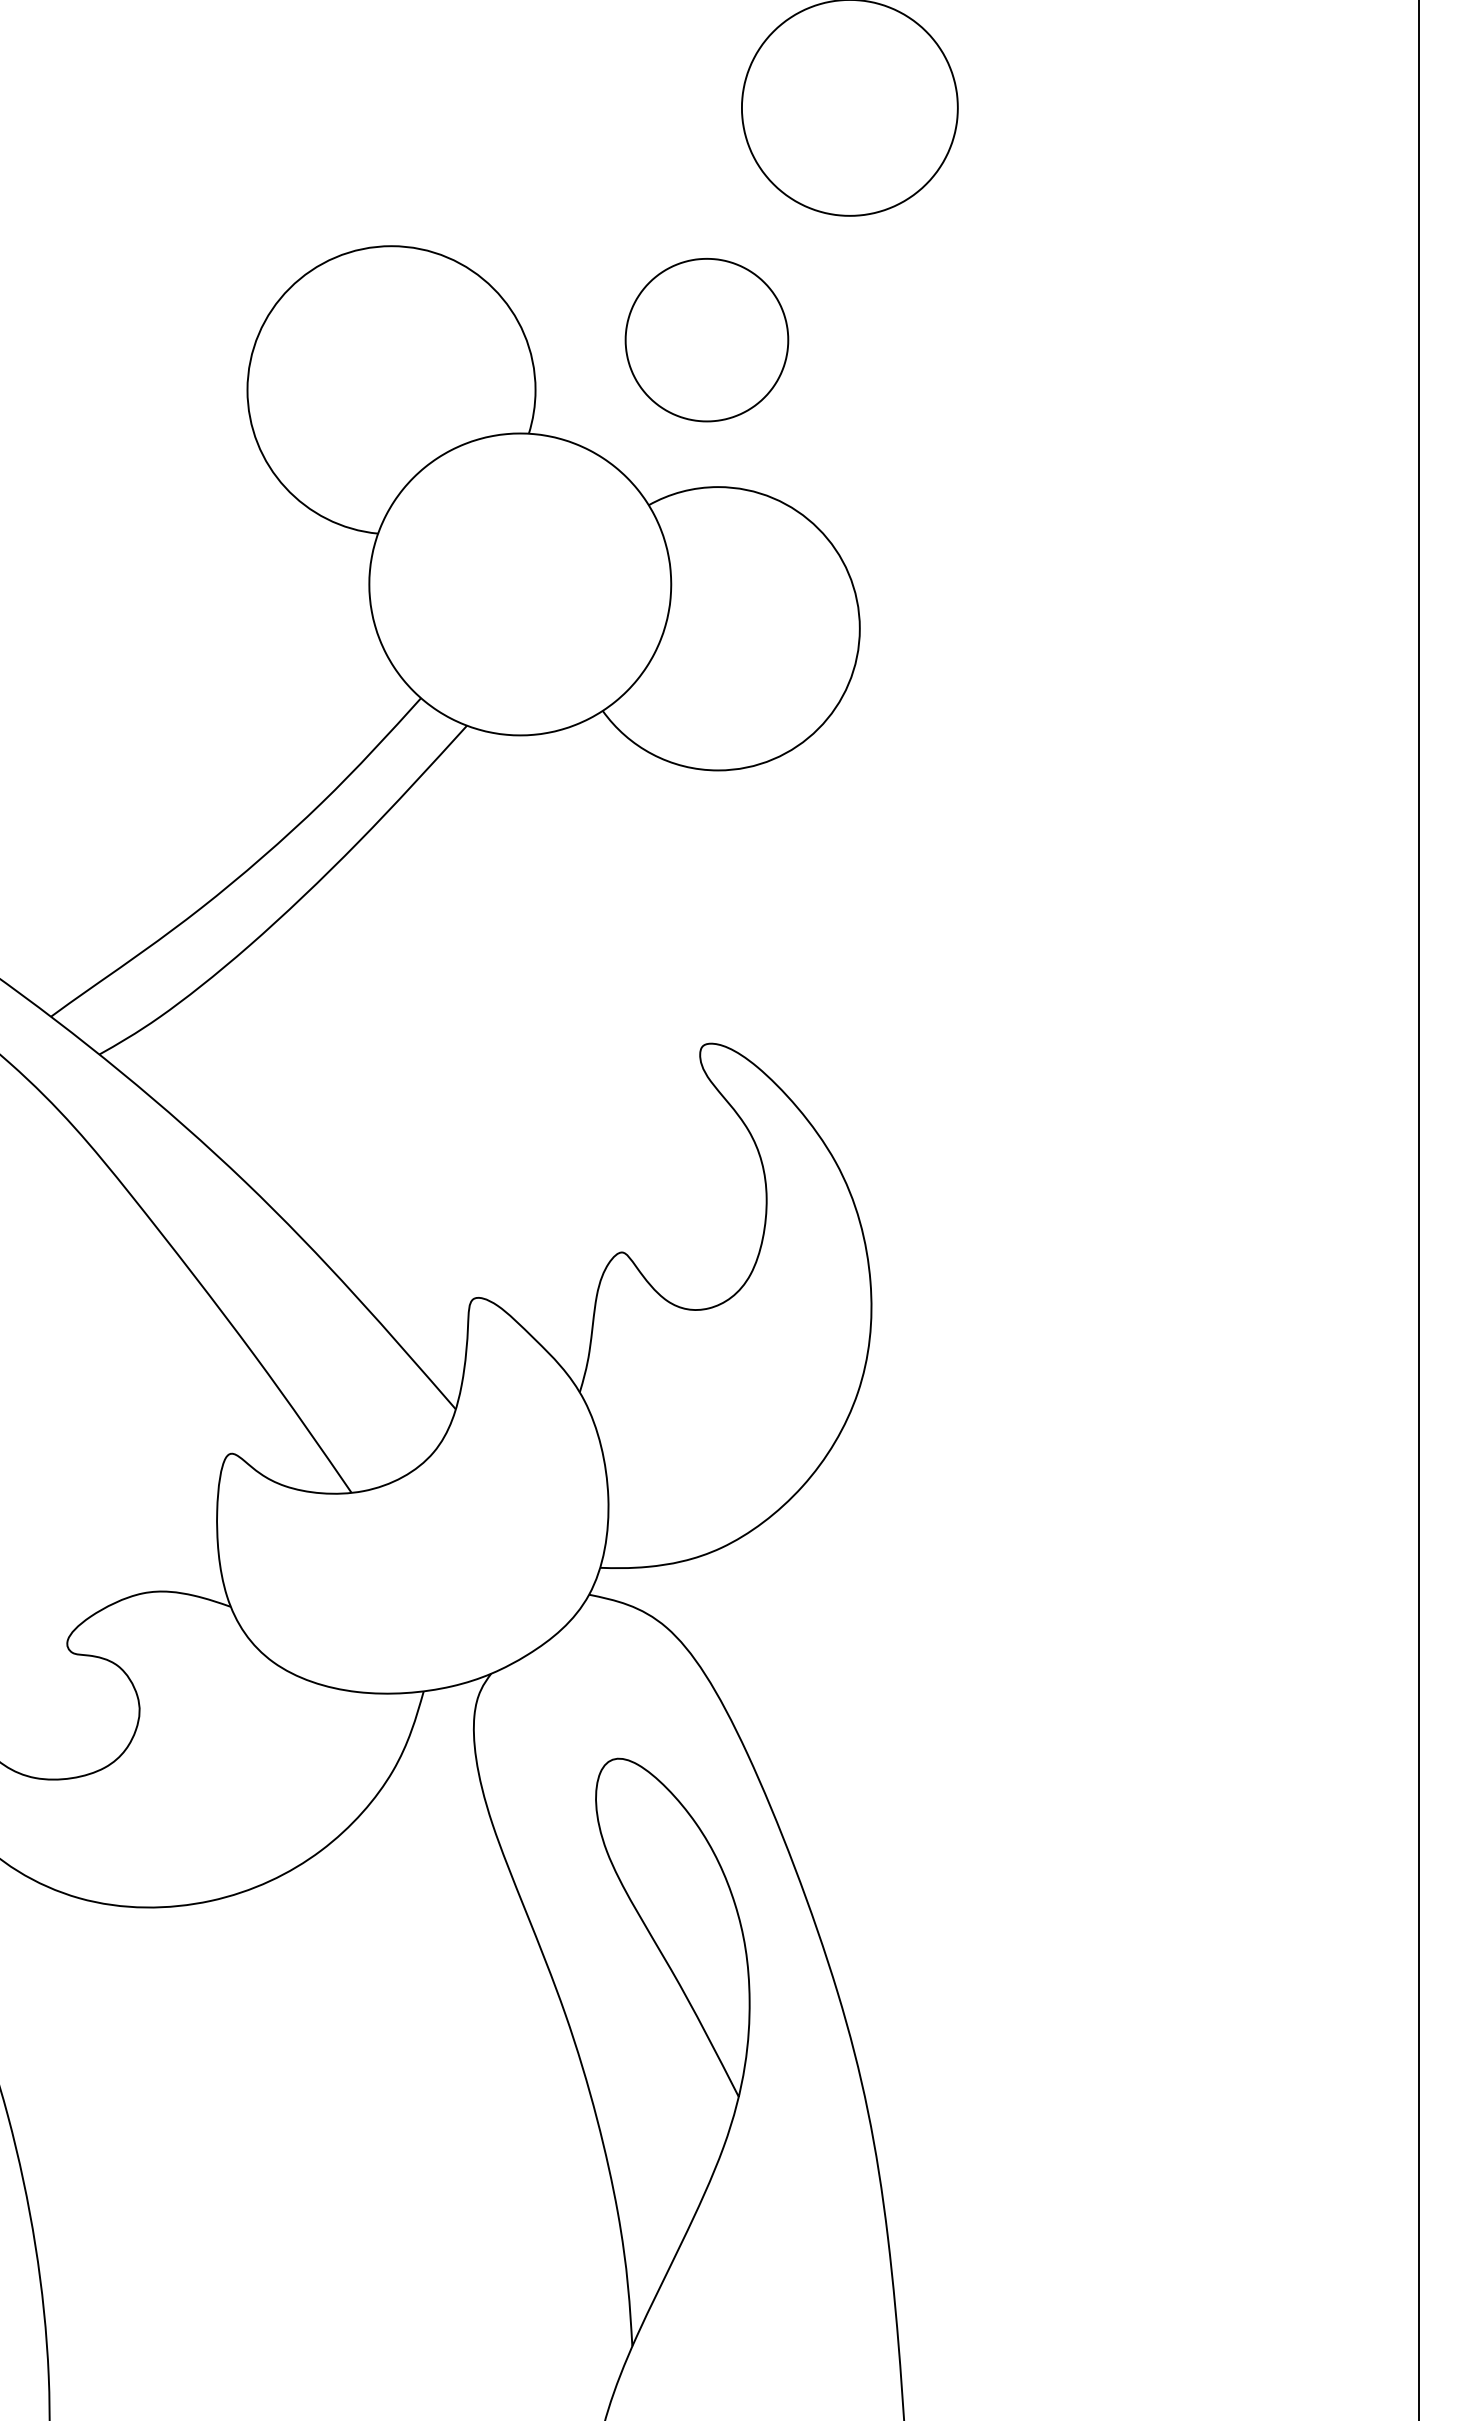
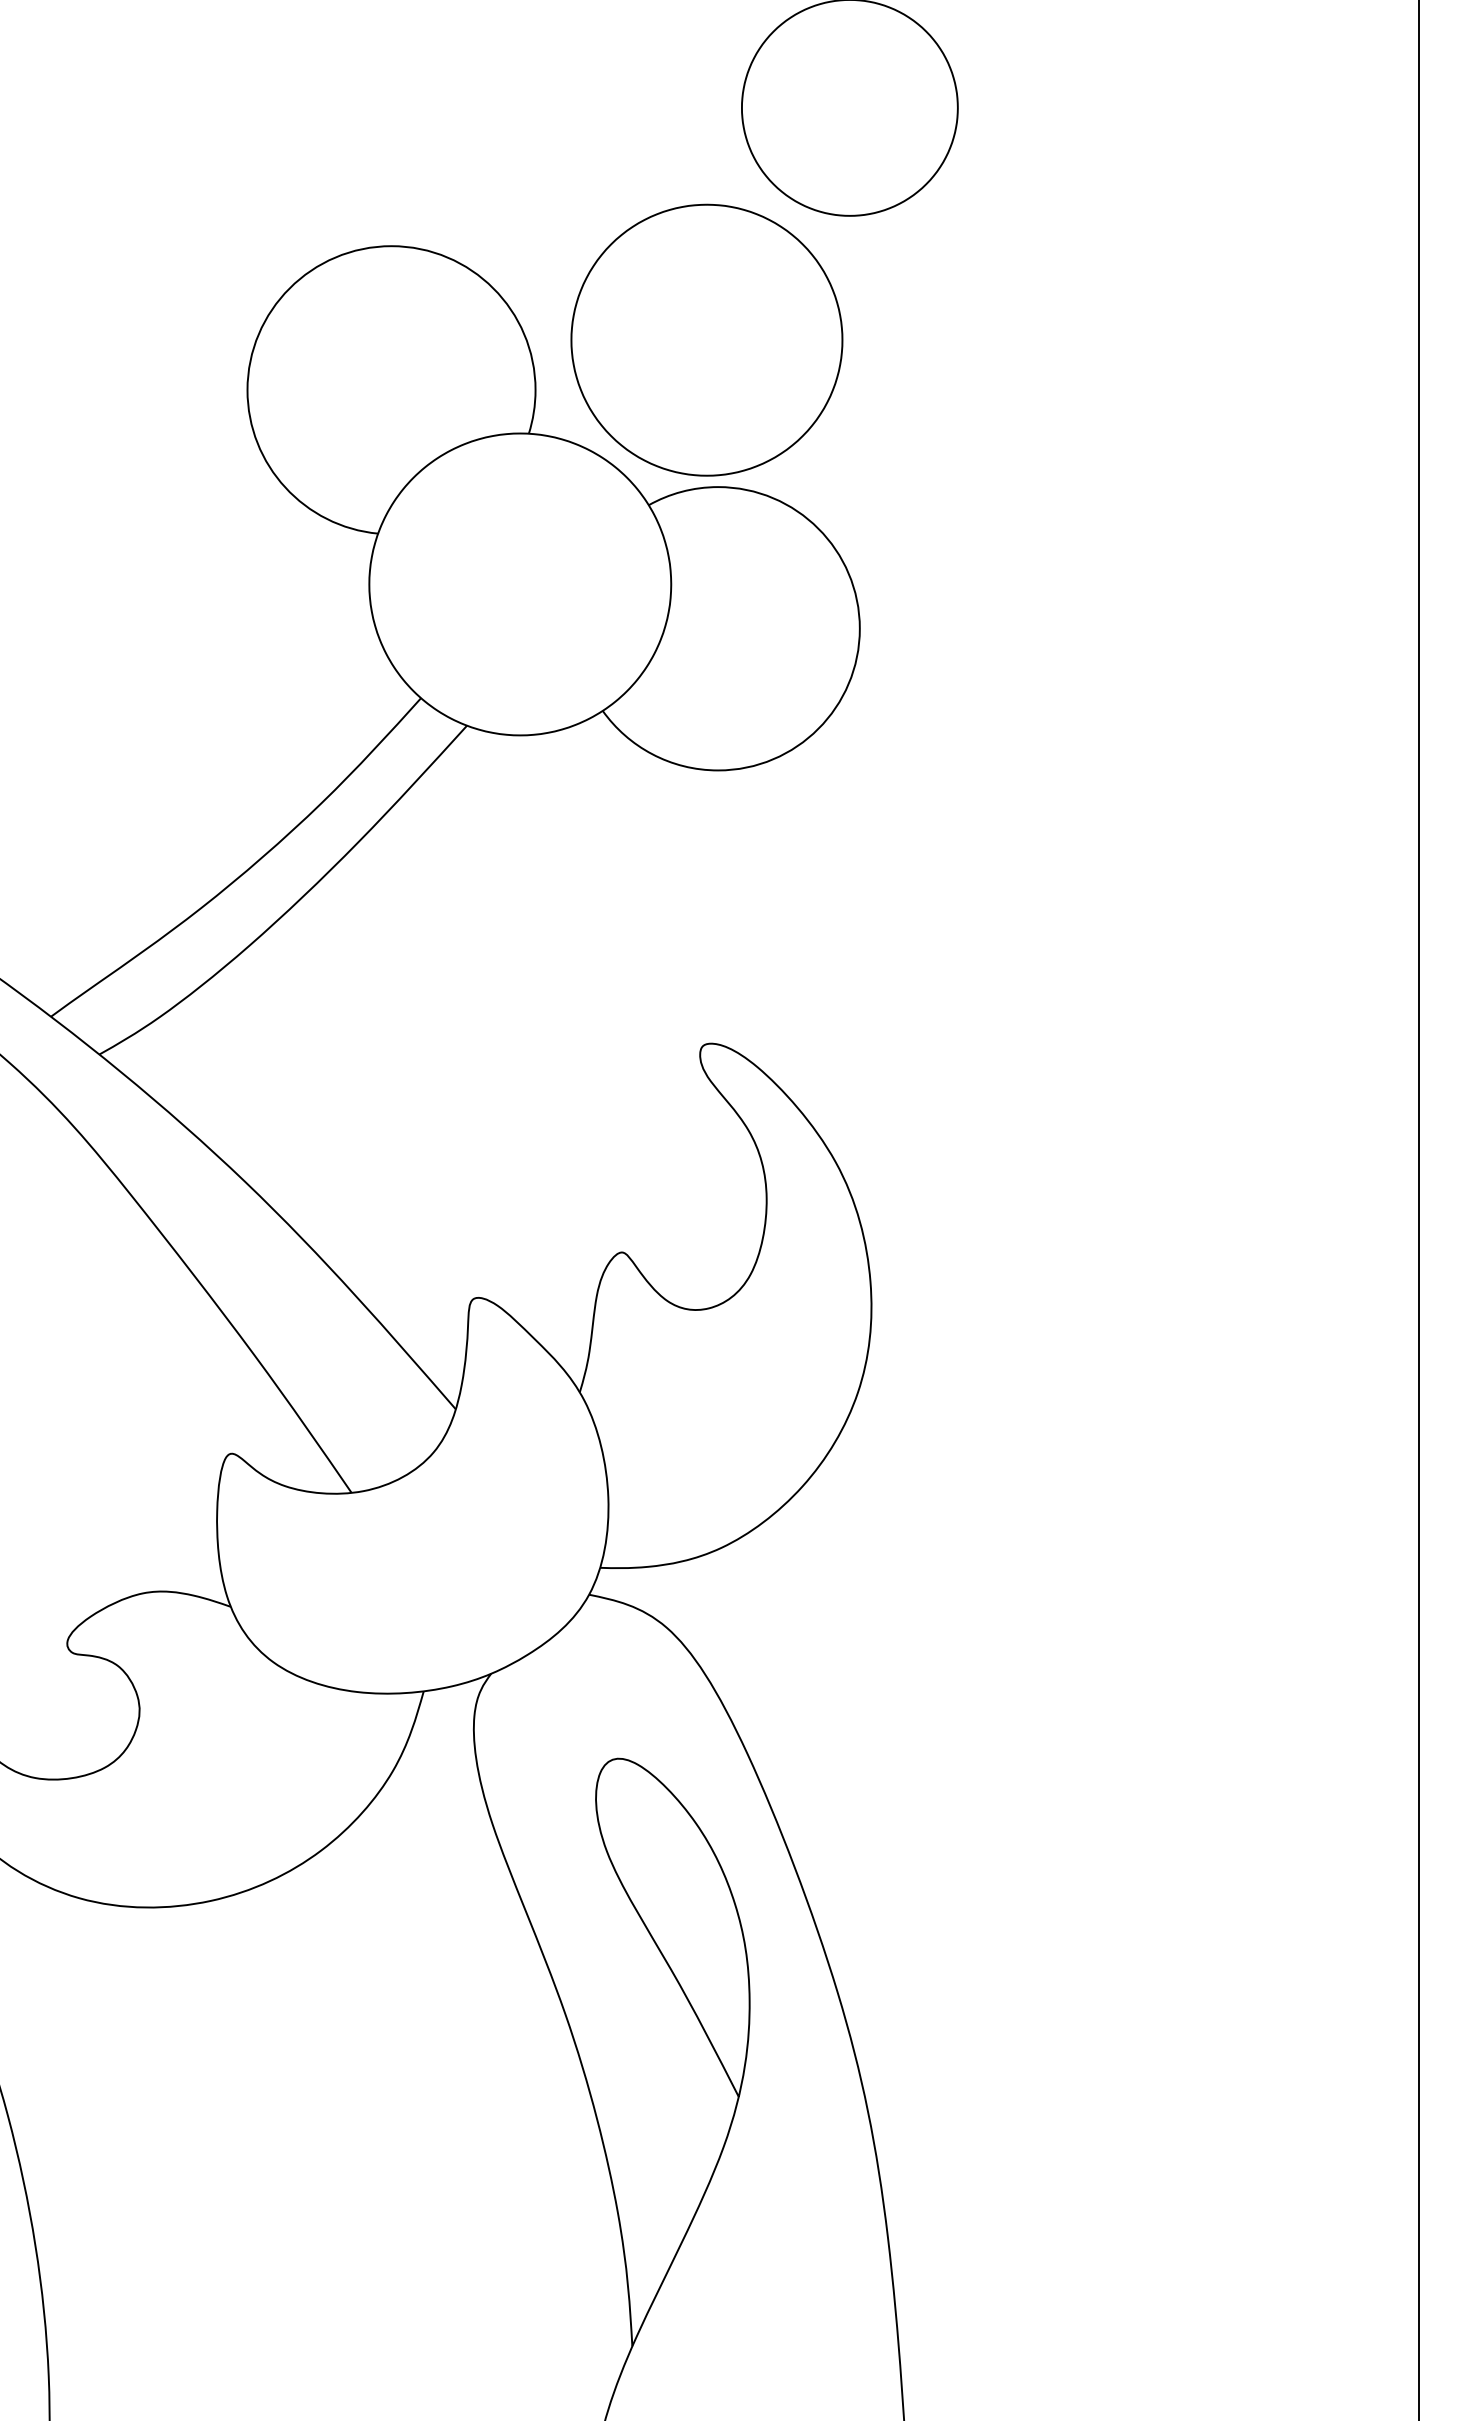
part size: 166x165 px -> 274x274 px (706, 339)
